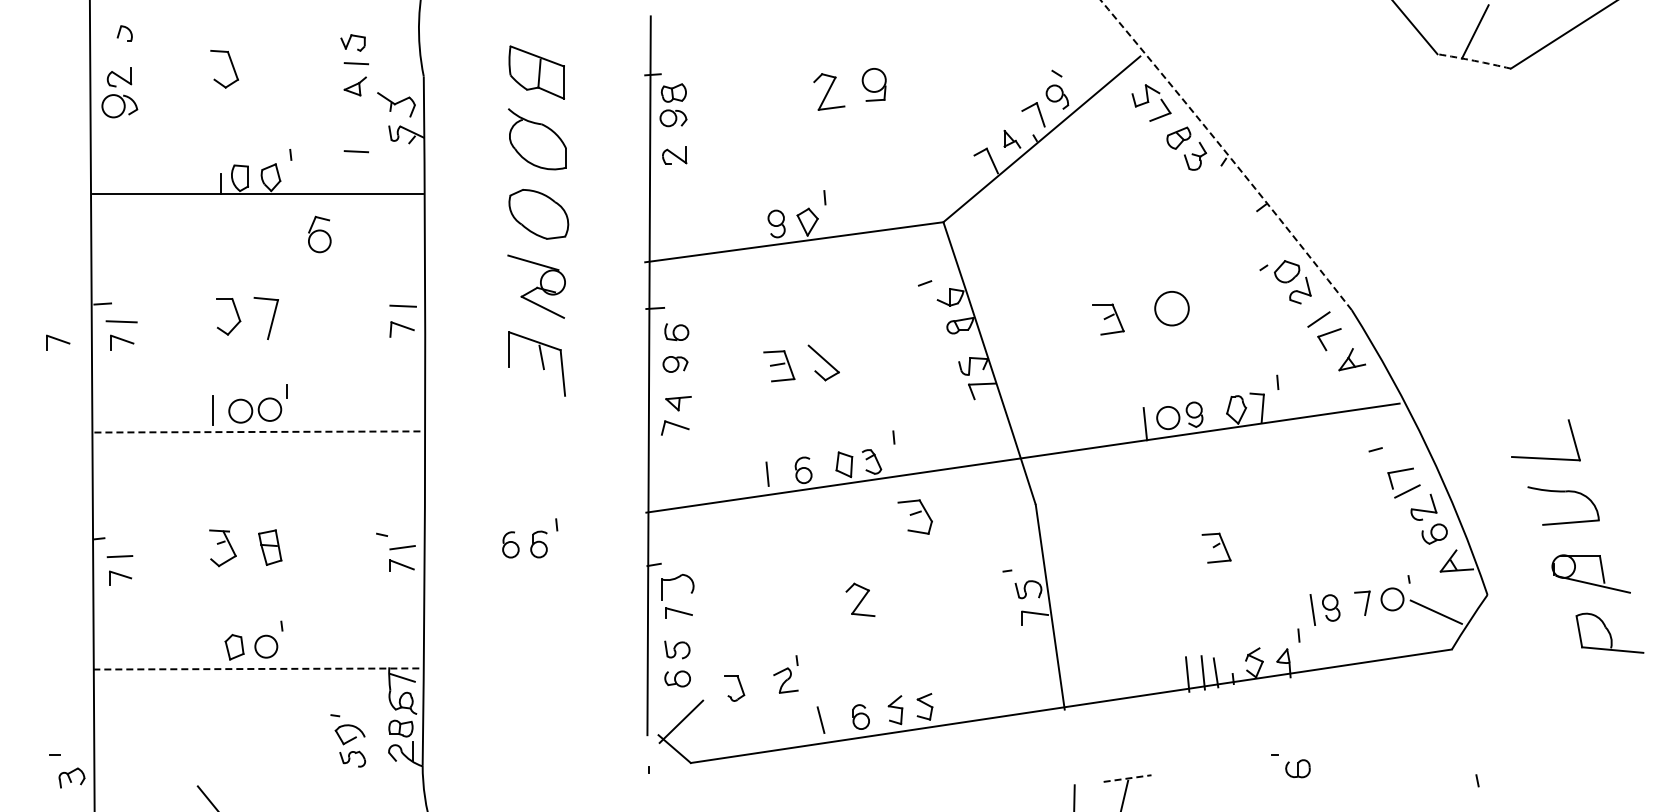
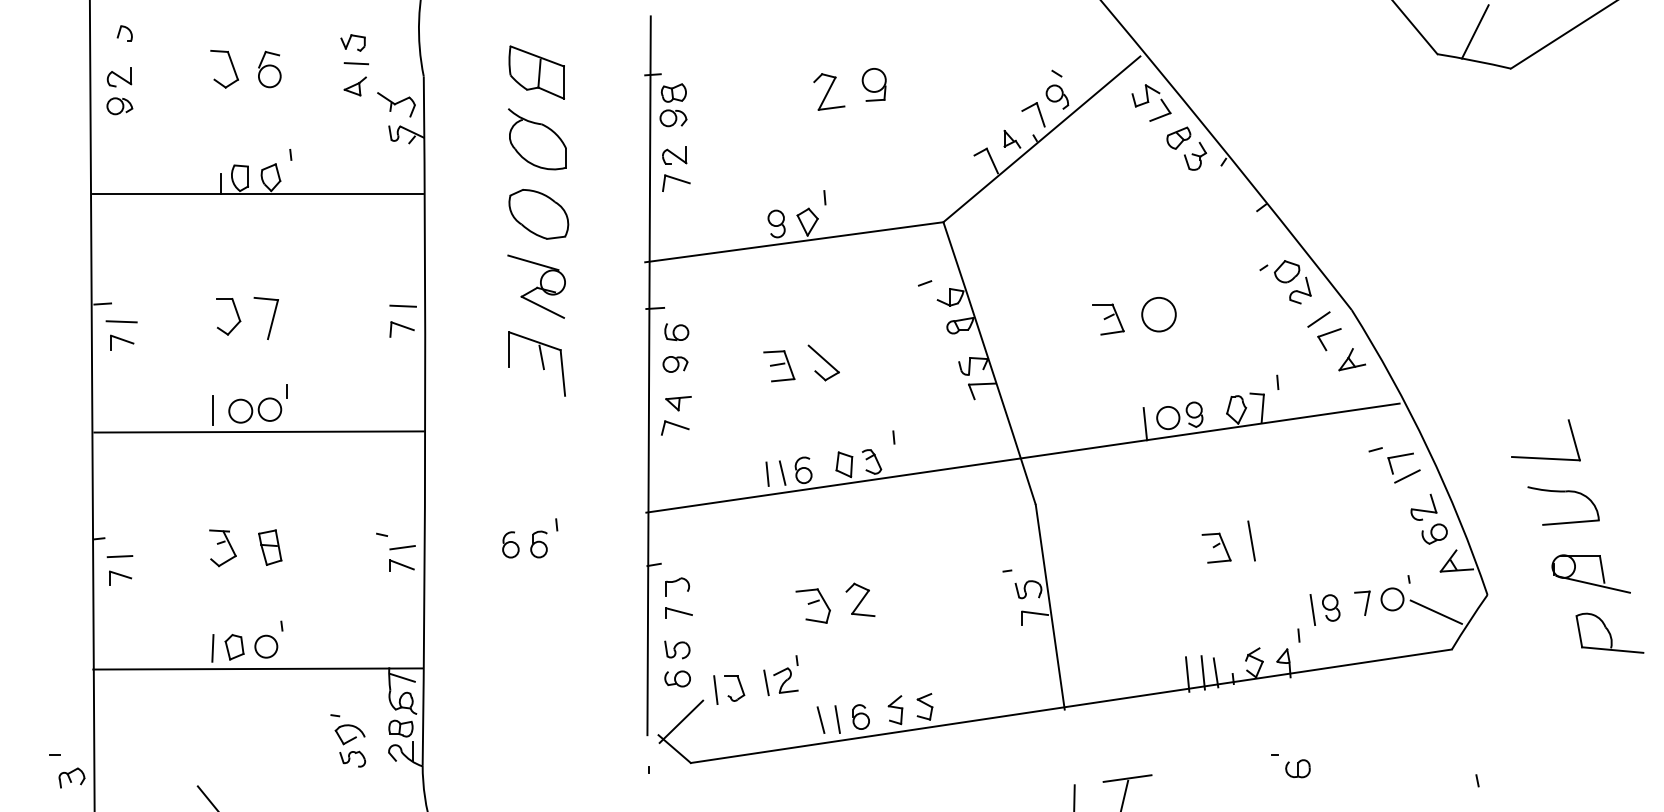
arc: dashed -> solid (1474, 60)
part size: 38x25 px -> 28x19 px (119, 106)
line: present -> none (355, 151)
arc: dashed -> solid (1226, 153)
part: none -> present (676, 182)
part position: (319, 234) -> (269, 69) (269, 69)
circle position: (1171, 308) -> (1158, 314) (1158, 314)
part: present -> none (58, 342)
line: dashed -> solid (259, 431)
line: none -> present (782, 472)
part position: (1406, 490) -> (1406, 475) (1406, 475)
part position: (914, 516) -> (812, 605) (812, 605)
line: none -> present (1251, 540)
part size: 34x28 px -> 26x20 px (677, 586)
line: none -> present (212, 648)
line: dashed -> solid (257, 668)
line: none -> present (766, 682)
line: none -> present (715, 690)
line: none -> present (837, 719)
line: dashed -> solid (1128, 778)
